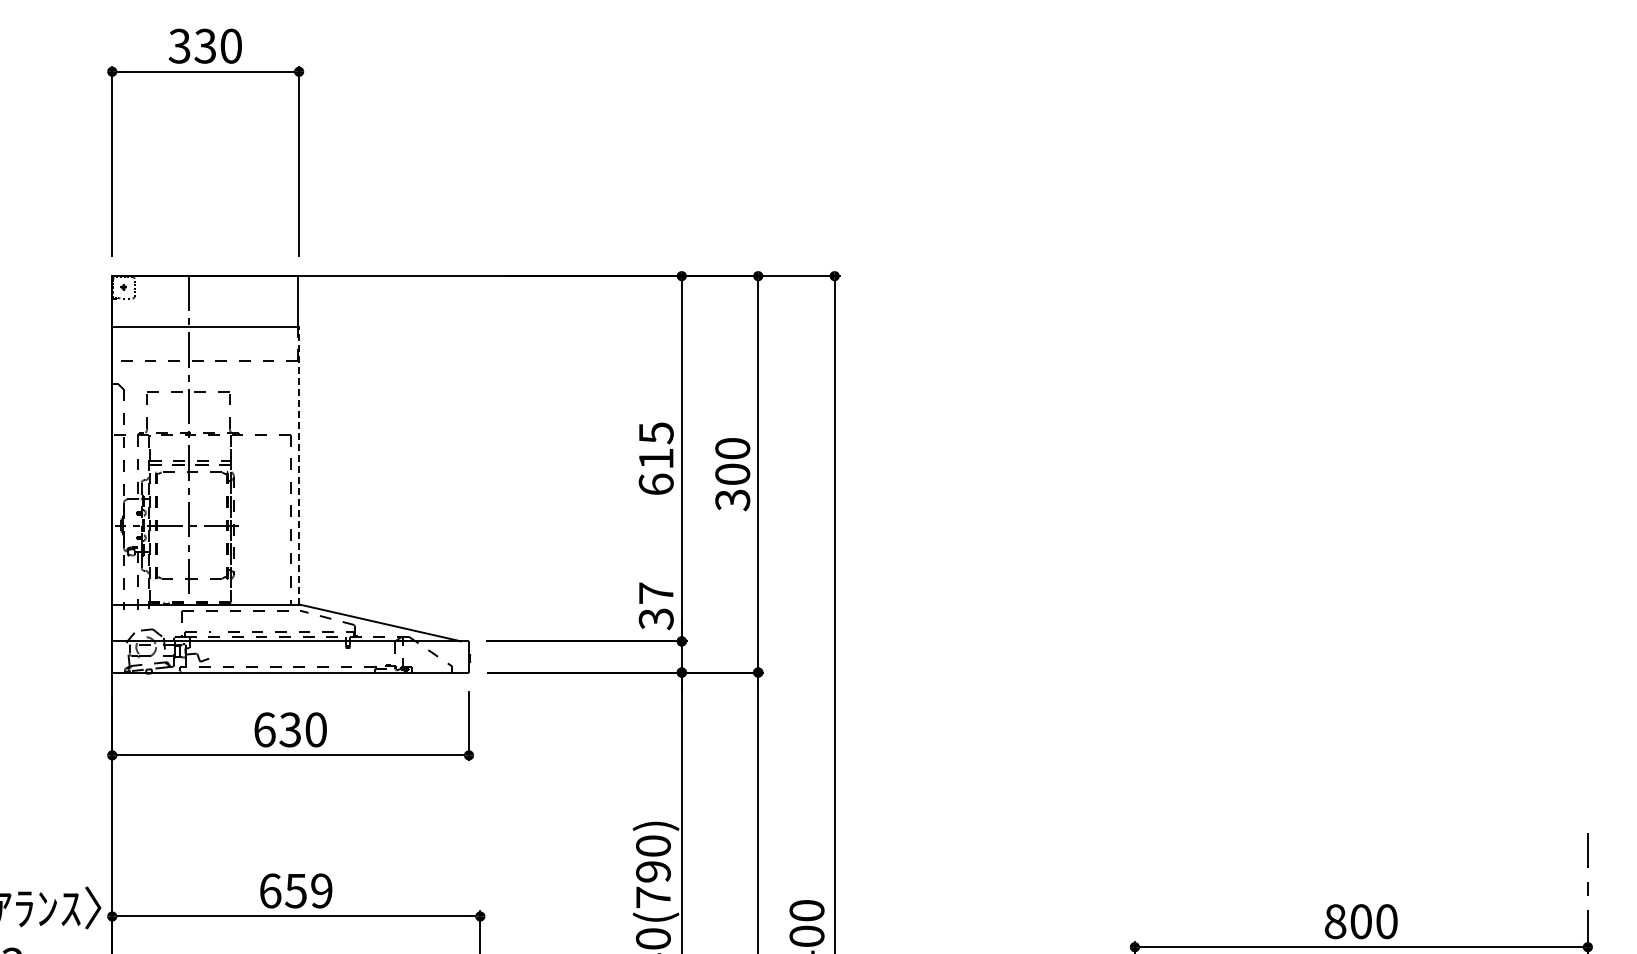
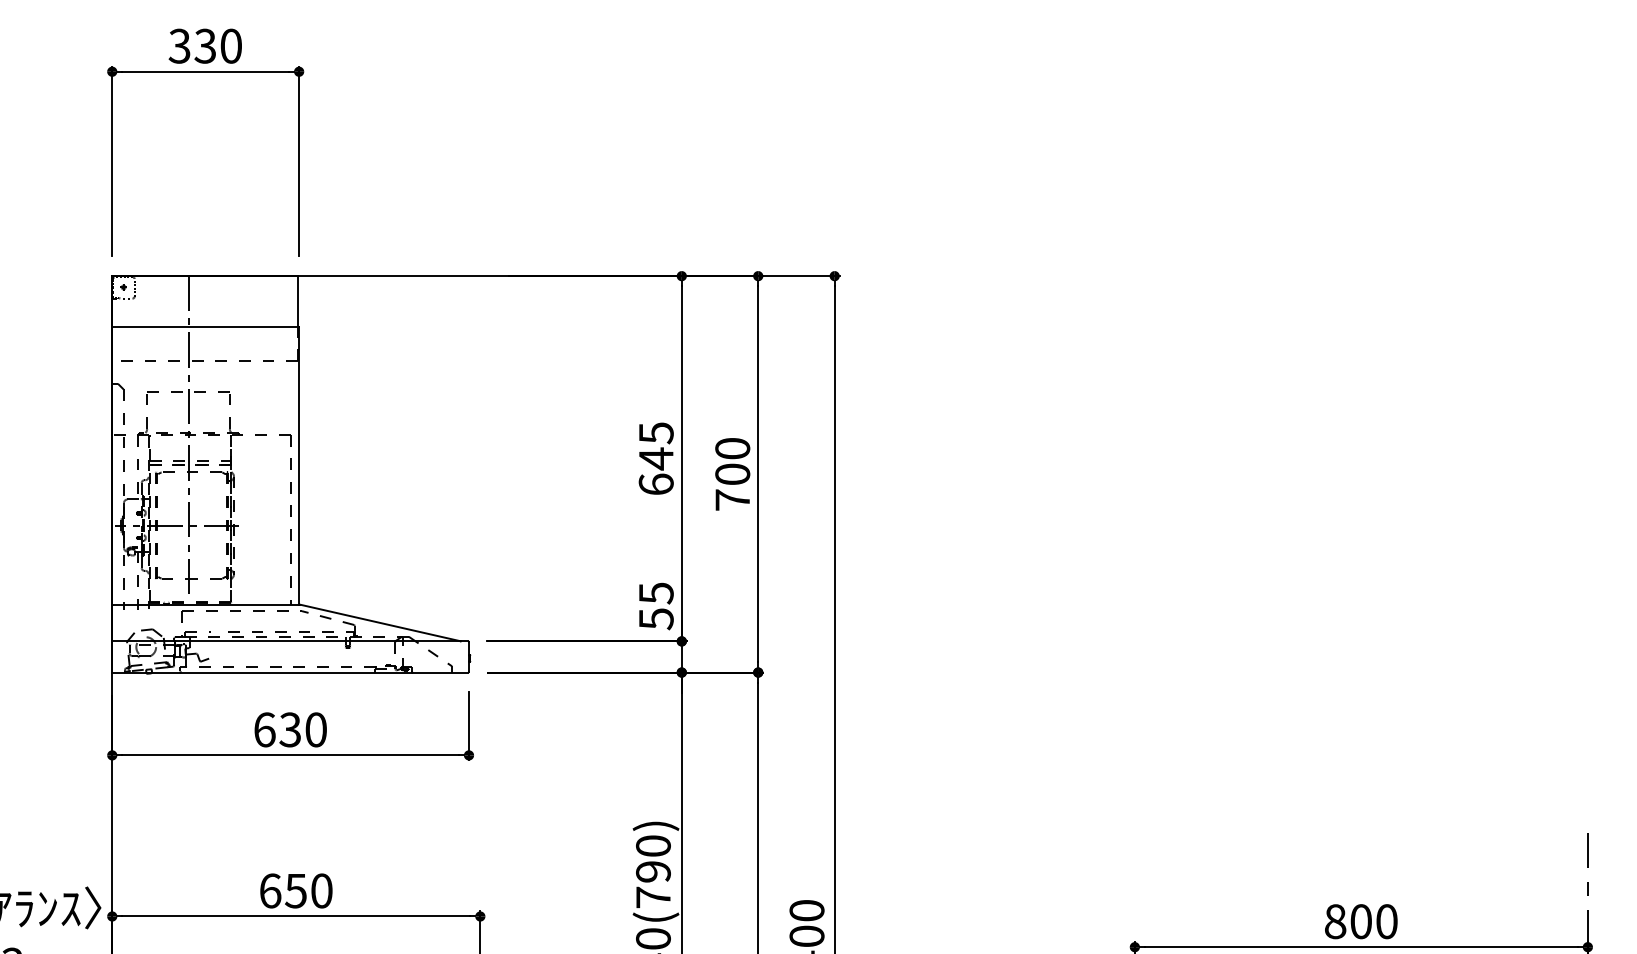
text: 615 -> 645 (656, 458)
line: dashed -> solid (299, 465)
text: 300 -> 700 (732, 500)
text: 37 -> 55 (655, 606)
text: 659 -> 650 (321, 890)
